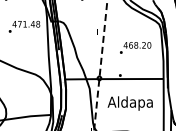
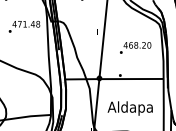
line: dashed -> solid (100, 64)
text position: (129, 103) -> (129, 108) (129, 108)
